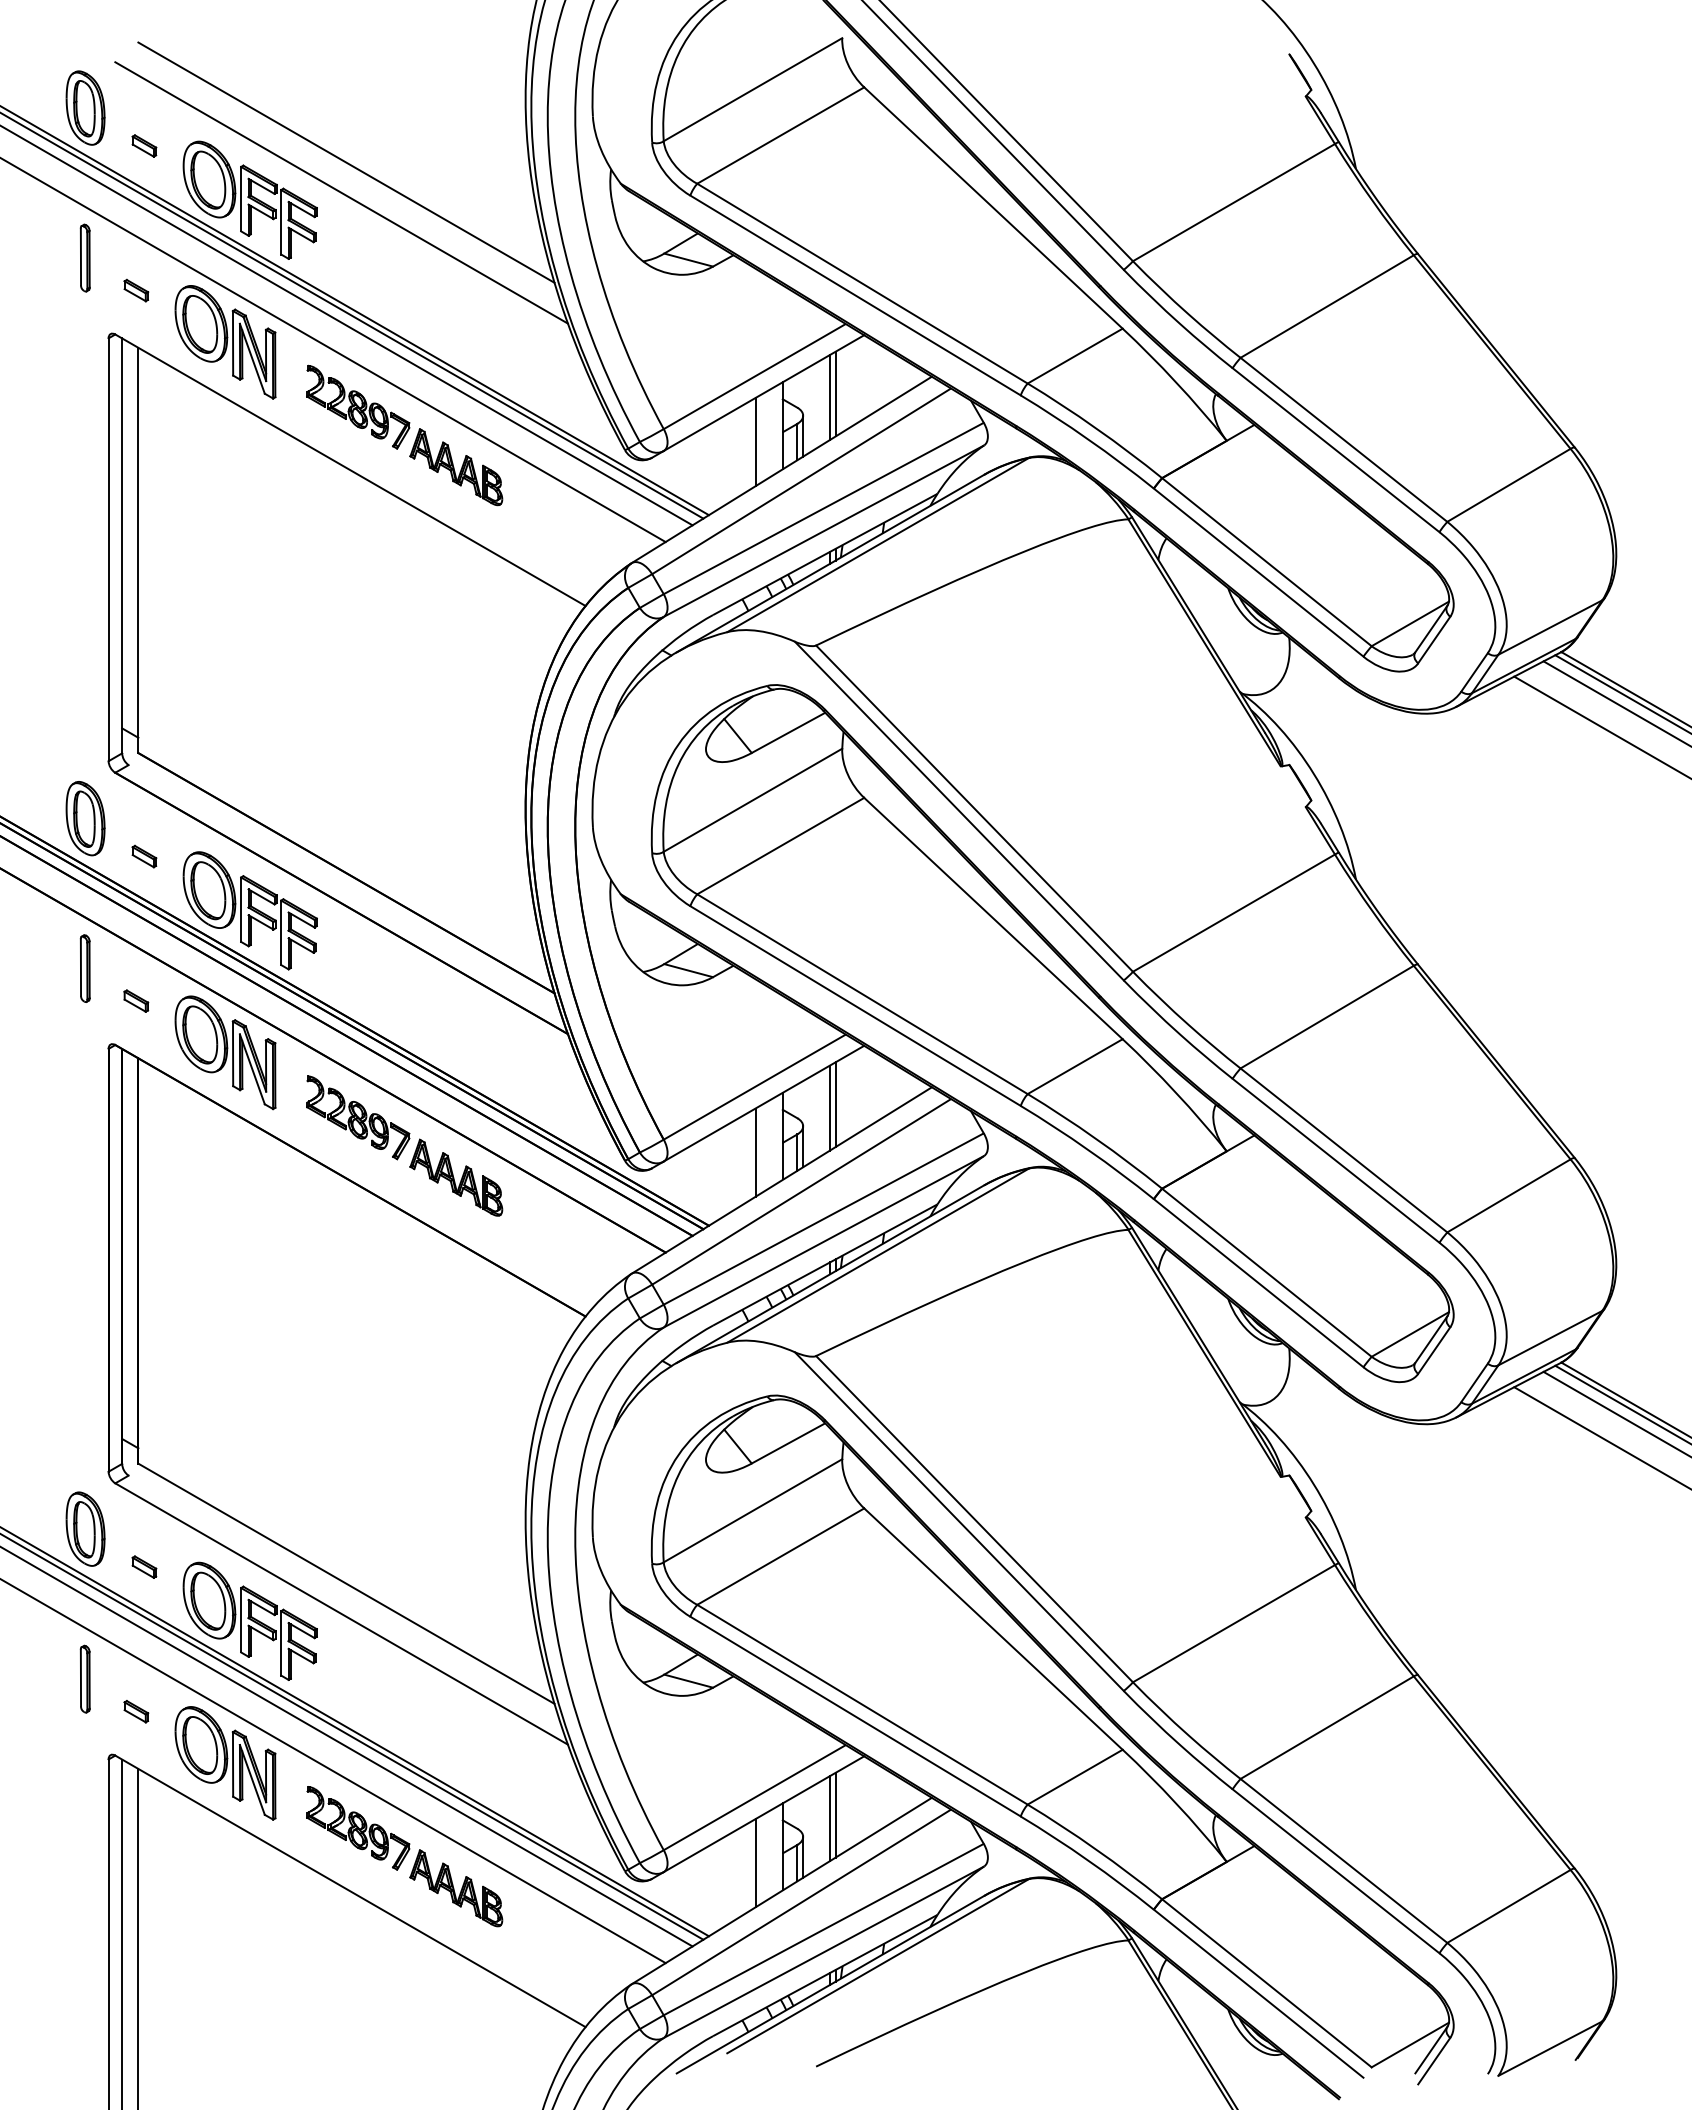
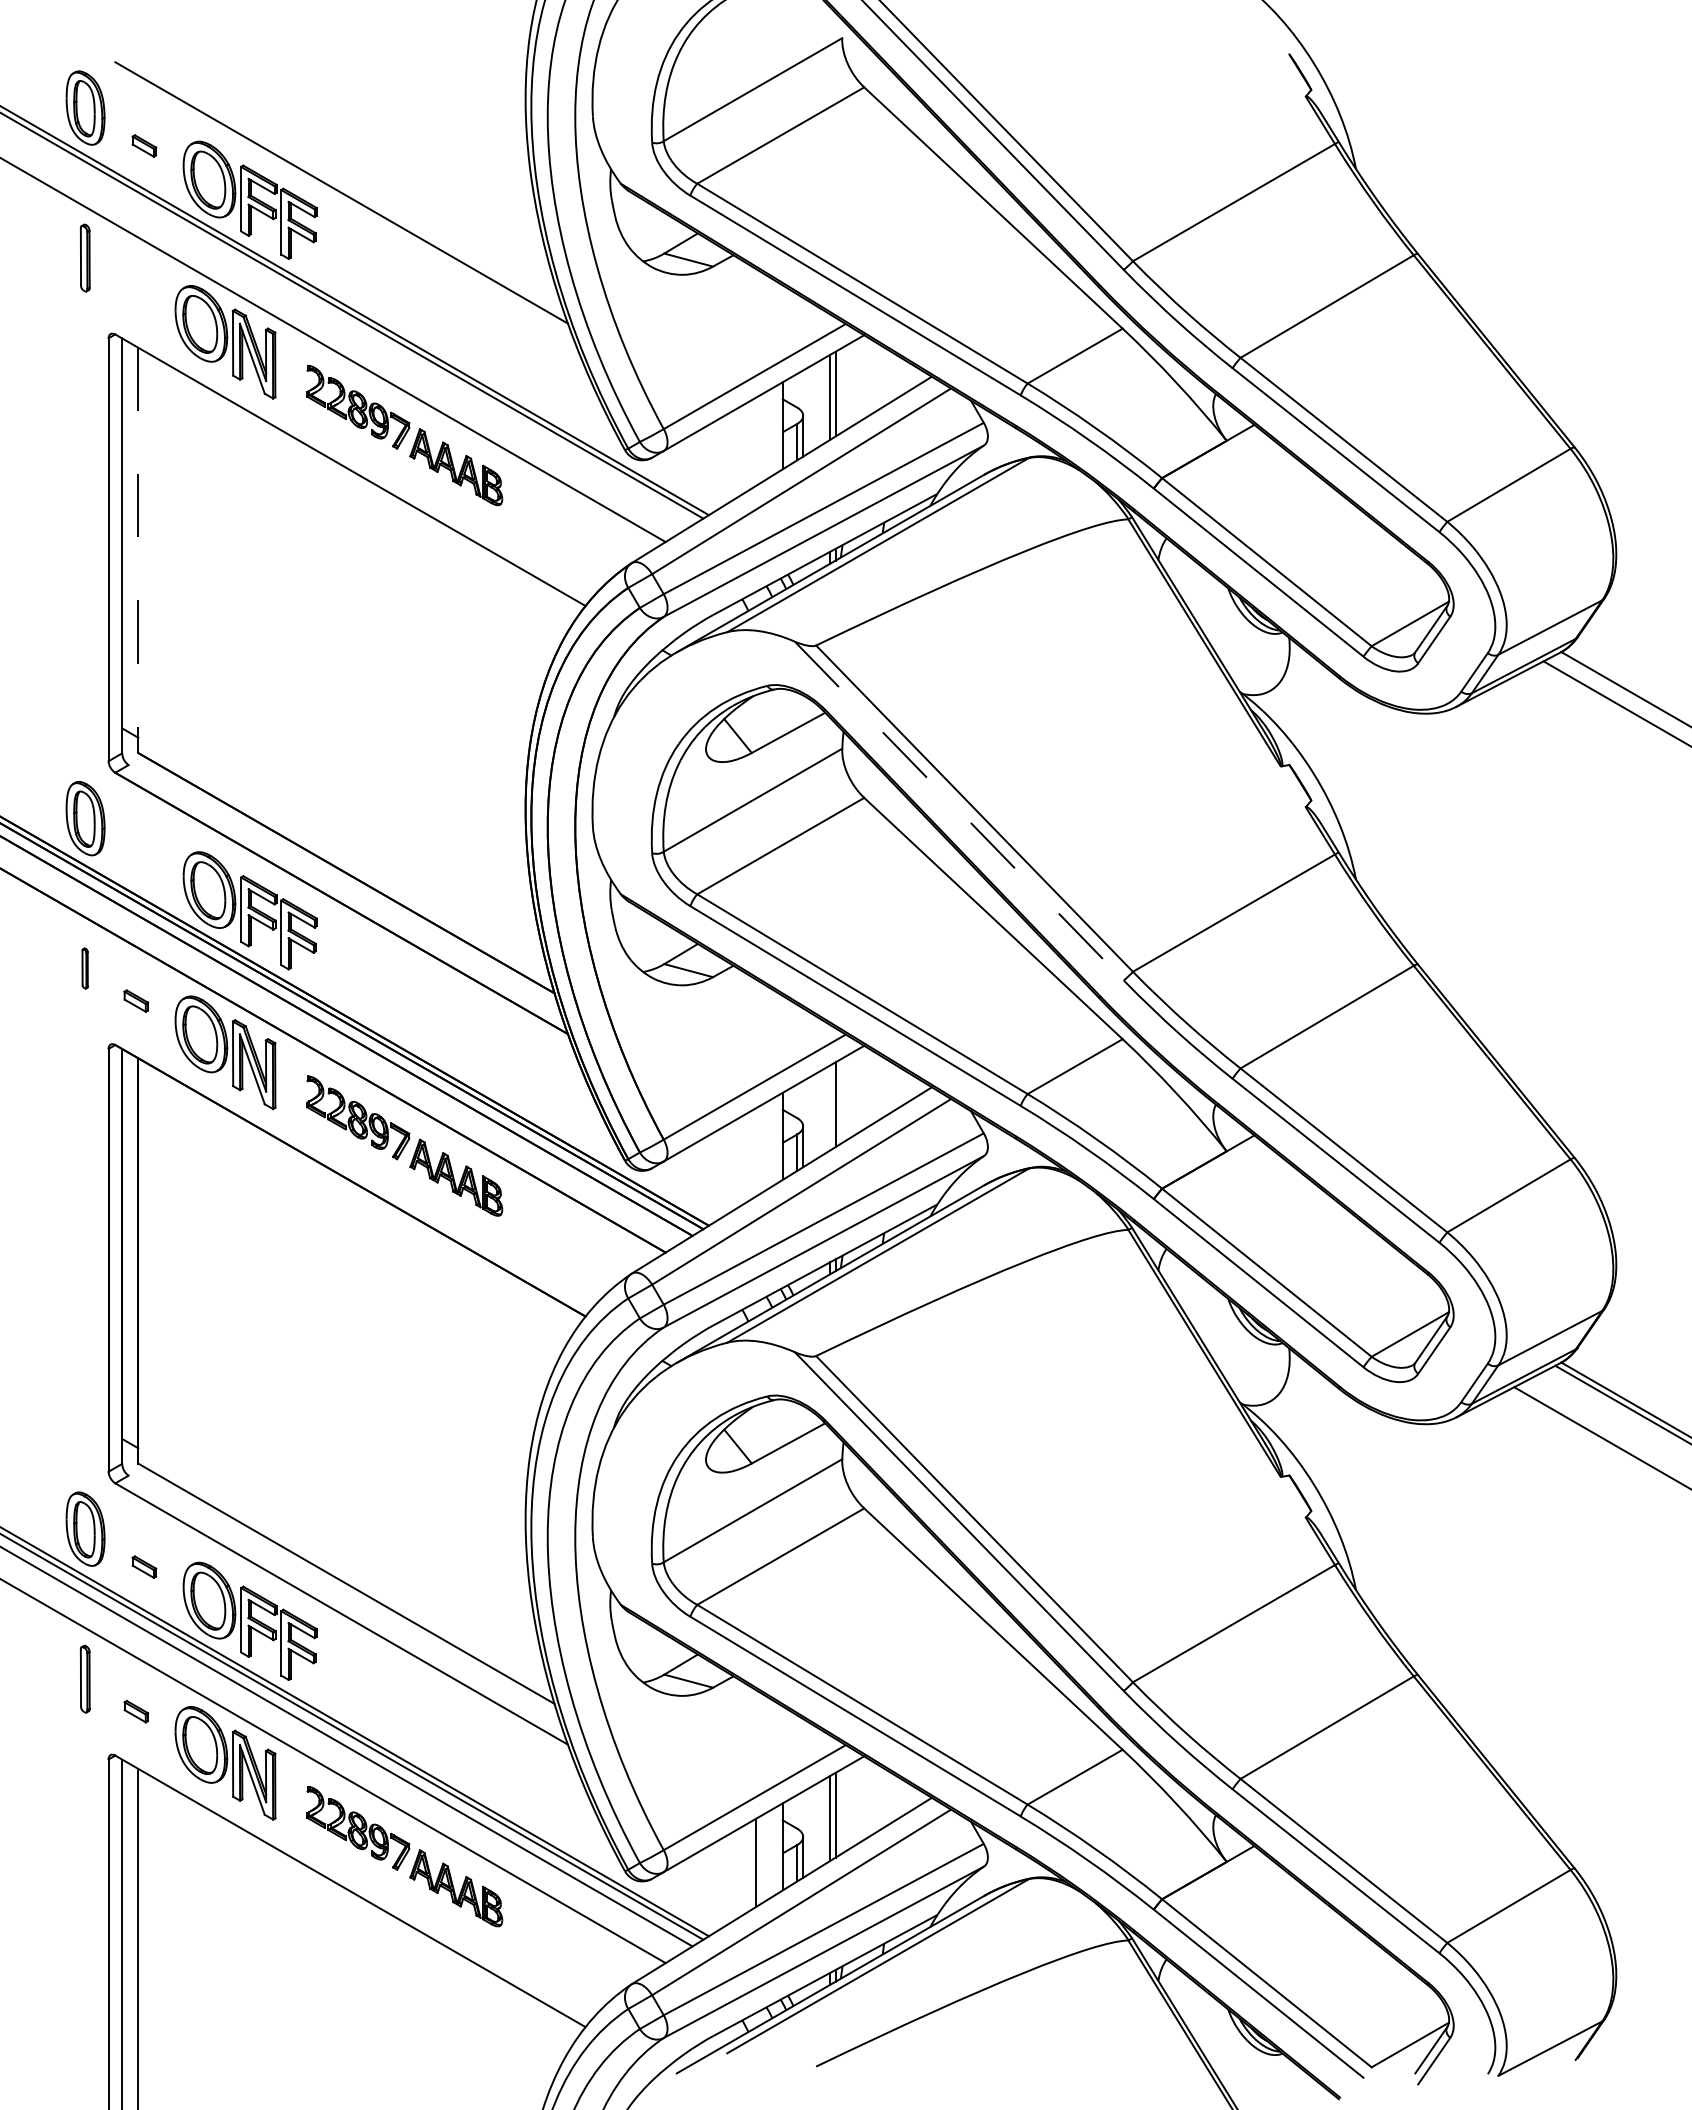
line: present -> none (346, 162)
part: present -> none (136, 290)
line: present -> none (347, 325)
line: present -> none (755, 441)
line: solid -> dashed (138, 550)
line: present -> none (1621, 693)
line: present -> none (1601, 726)
line: solid -> dashed (959, 811)
part: present -> none (144, 856)
part size: 12x69 px -> 8x43 px (84, 968)
line: present -> none (829, 1107)
line: present -> none (755, 1152)
line: present -> none (1615, 1413)
